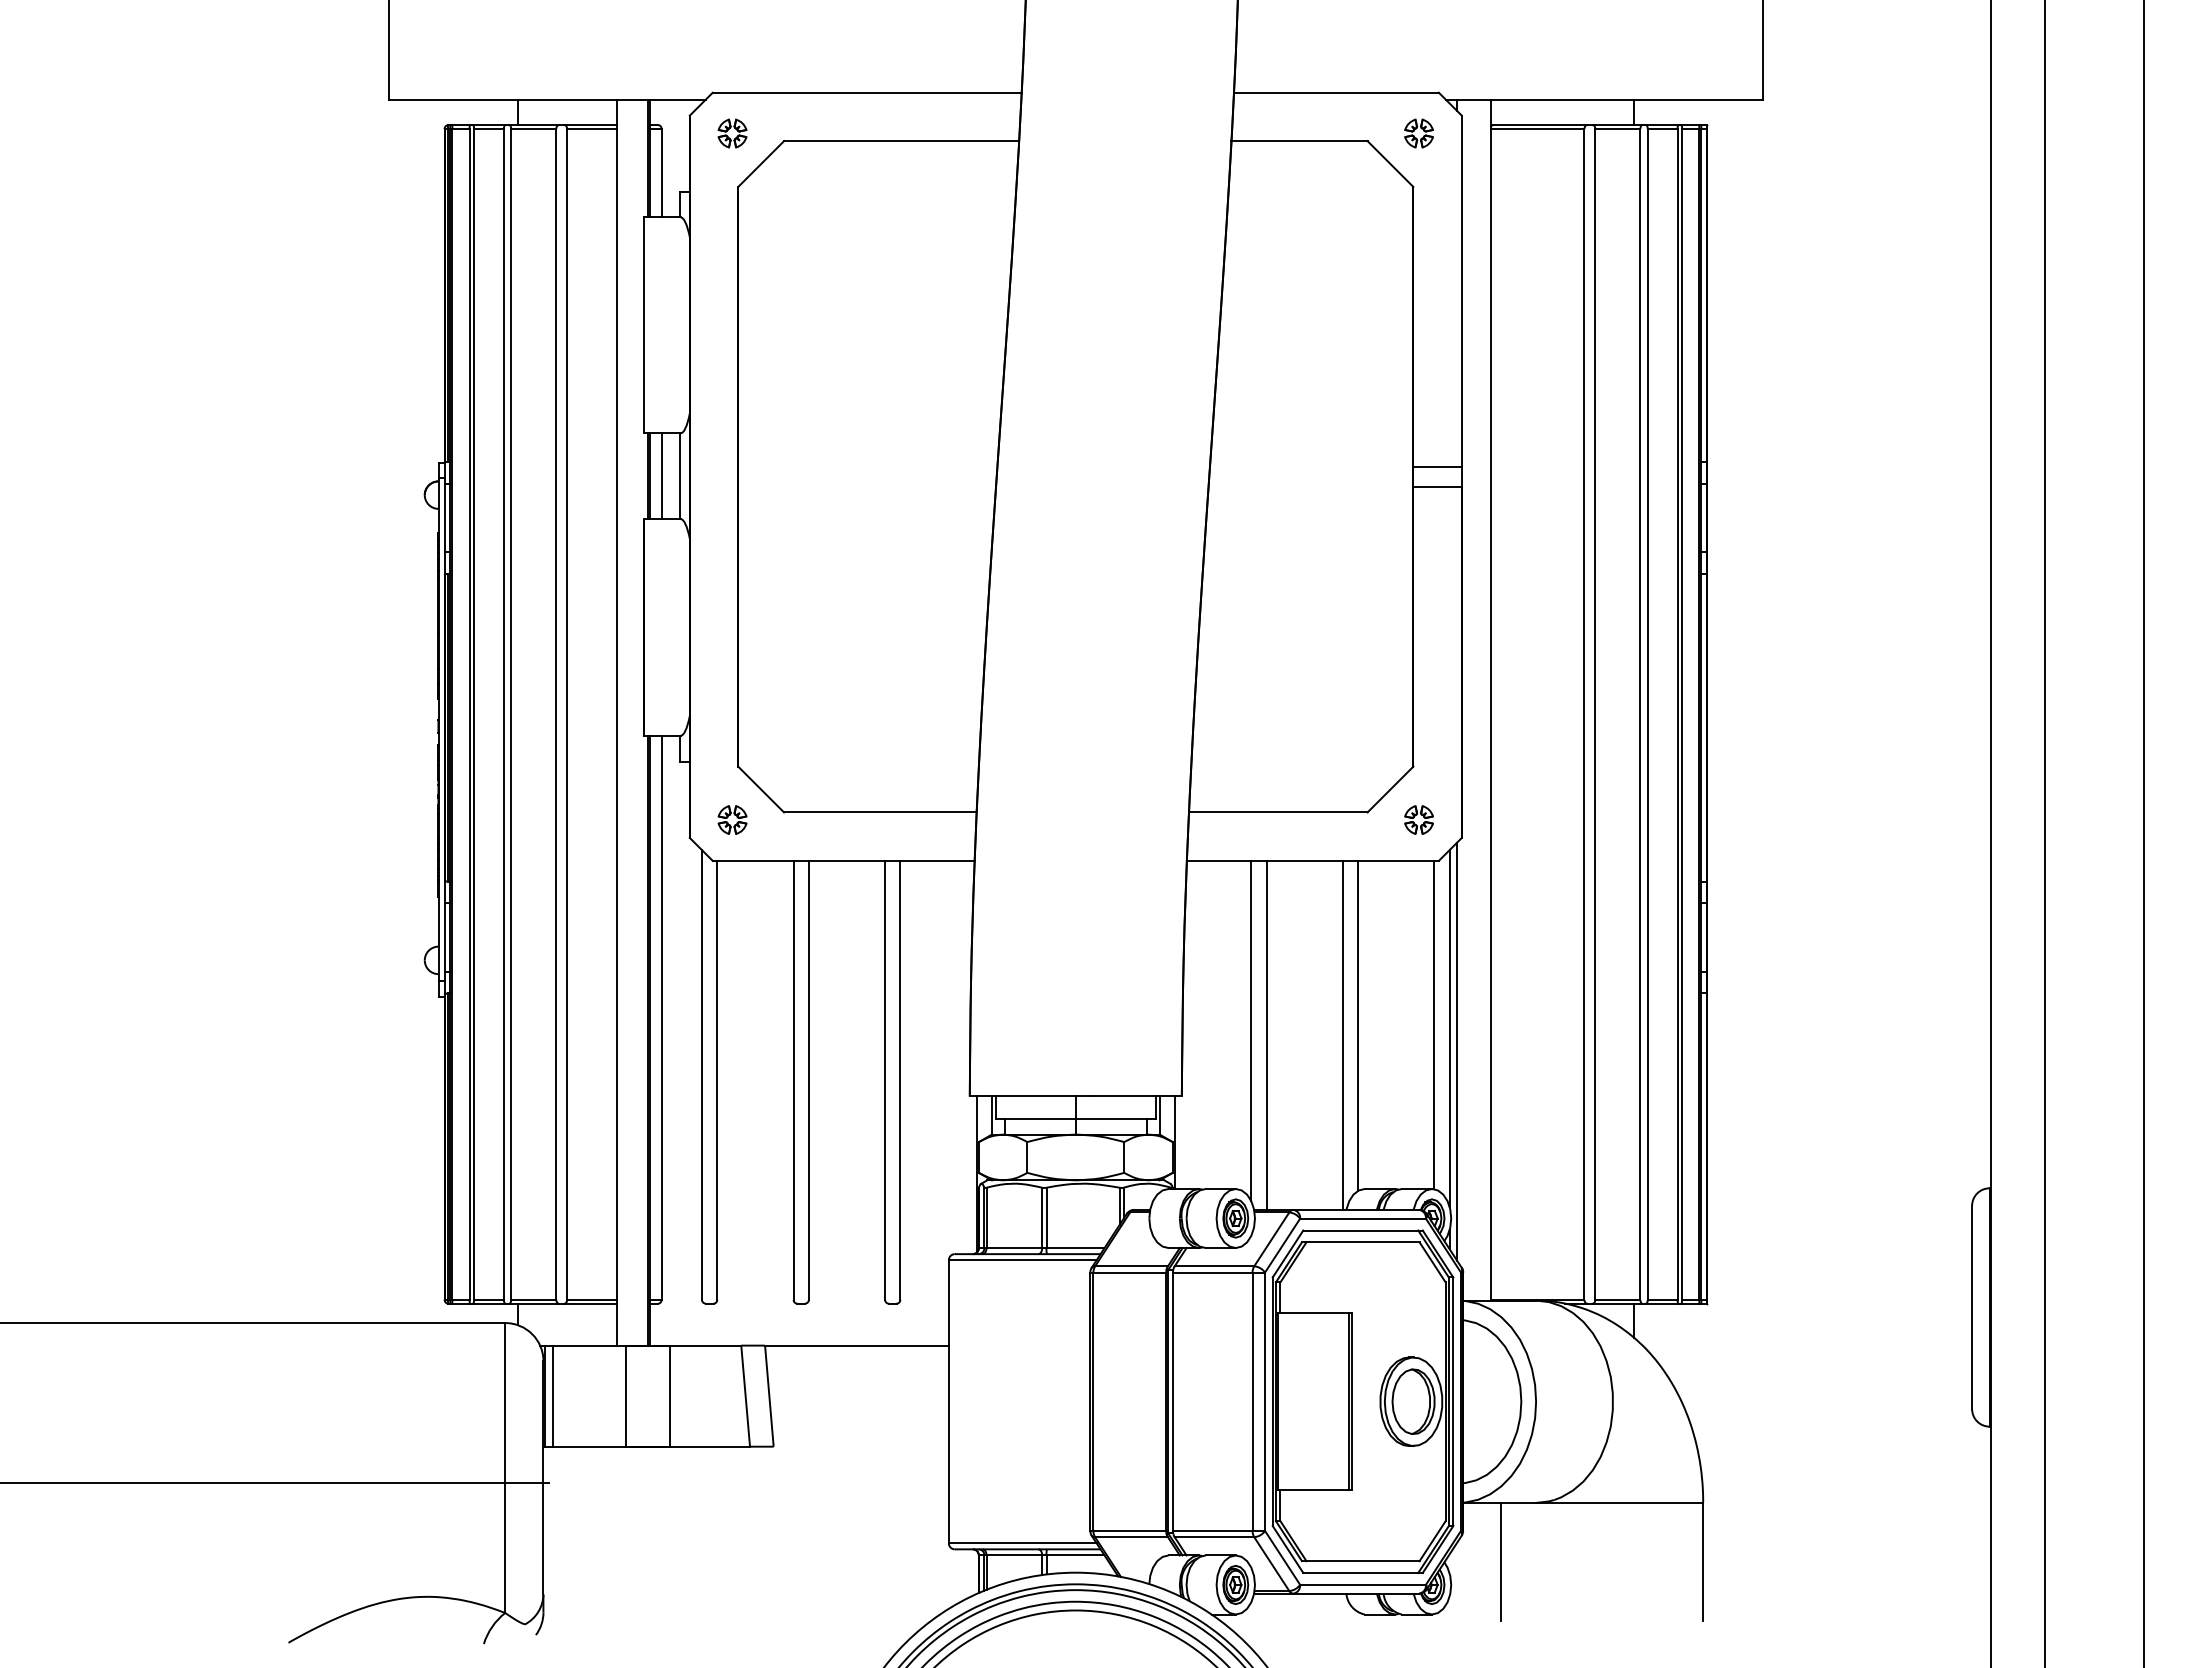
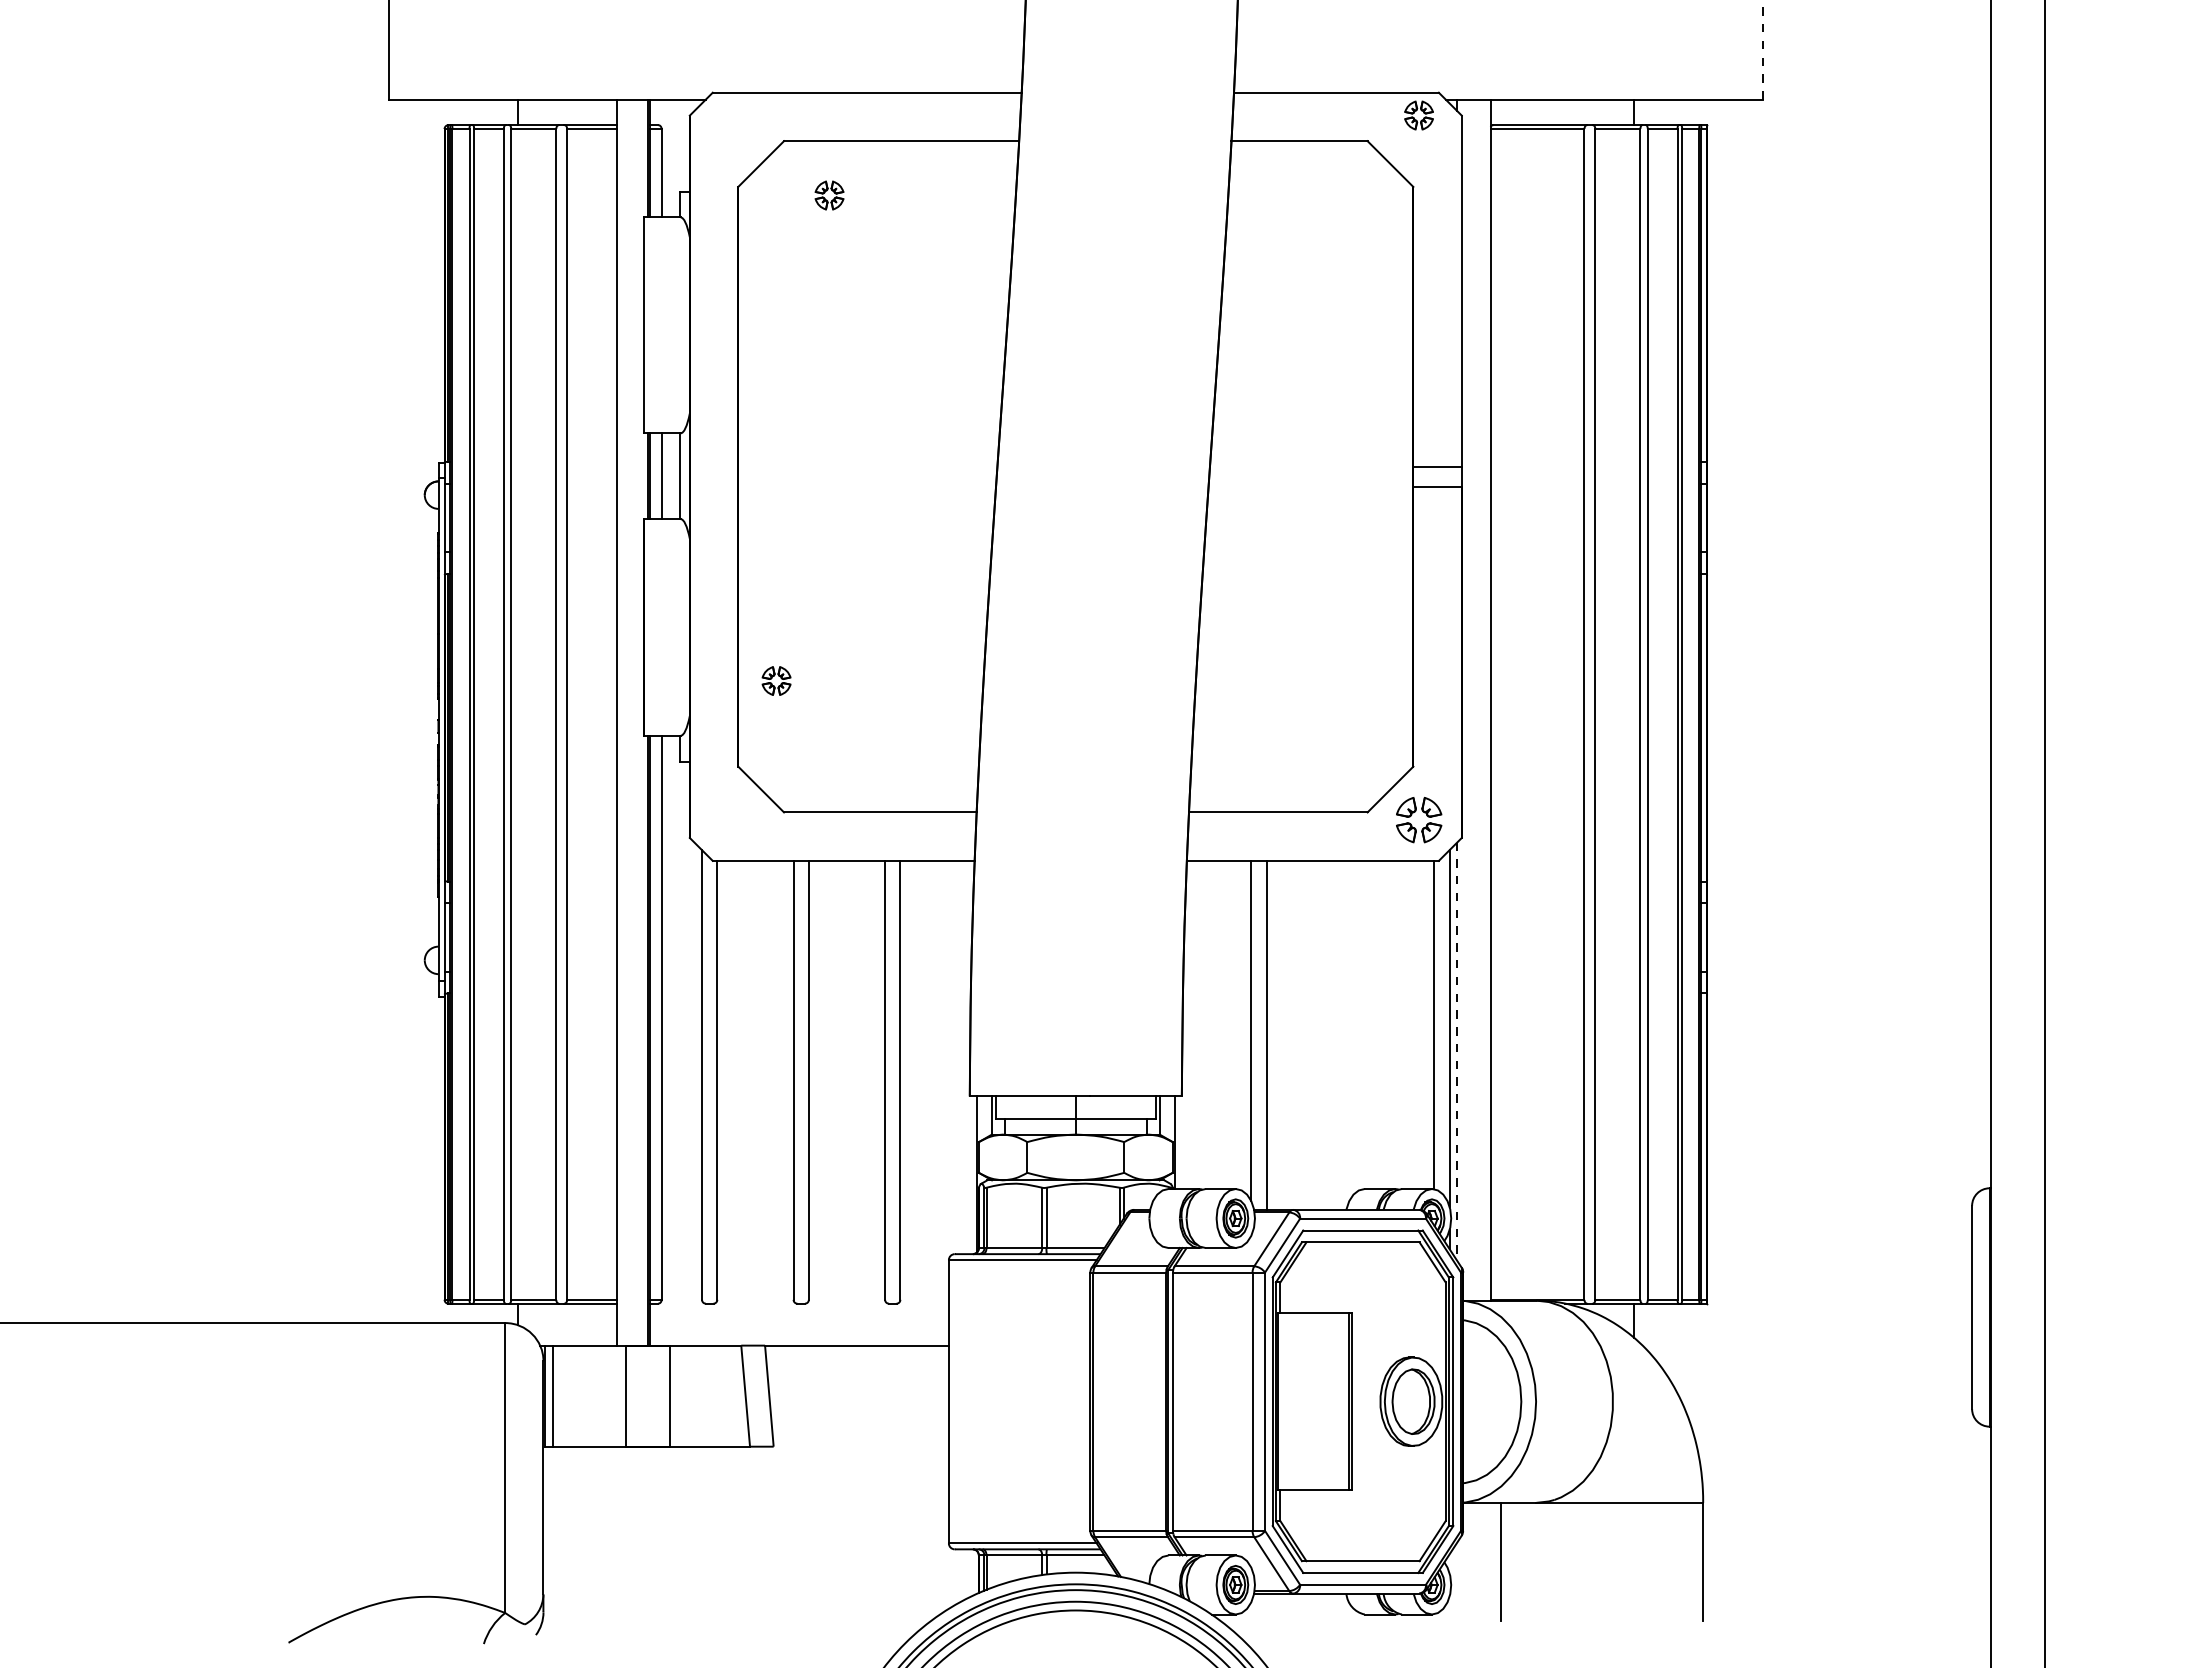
line: solid -> dashed (1763, 49)
part position: (732, 133) -> (829, 195) (829, 195)
part position: (1418, 133) -> (1418, 115) (1418, 115)
part position: (732, 819) -> (776, 680) (776, 680)
part size: 30x30 px -> 47x47 px (1419, 820)
line: present -> none (2143, 833)
line: present -> none (1358, 1025)
line: present -> none (1342, 1034)
line: solid -> dashed (1457, 1052)
line: present -> none (275, 1482)
